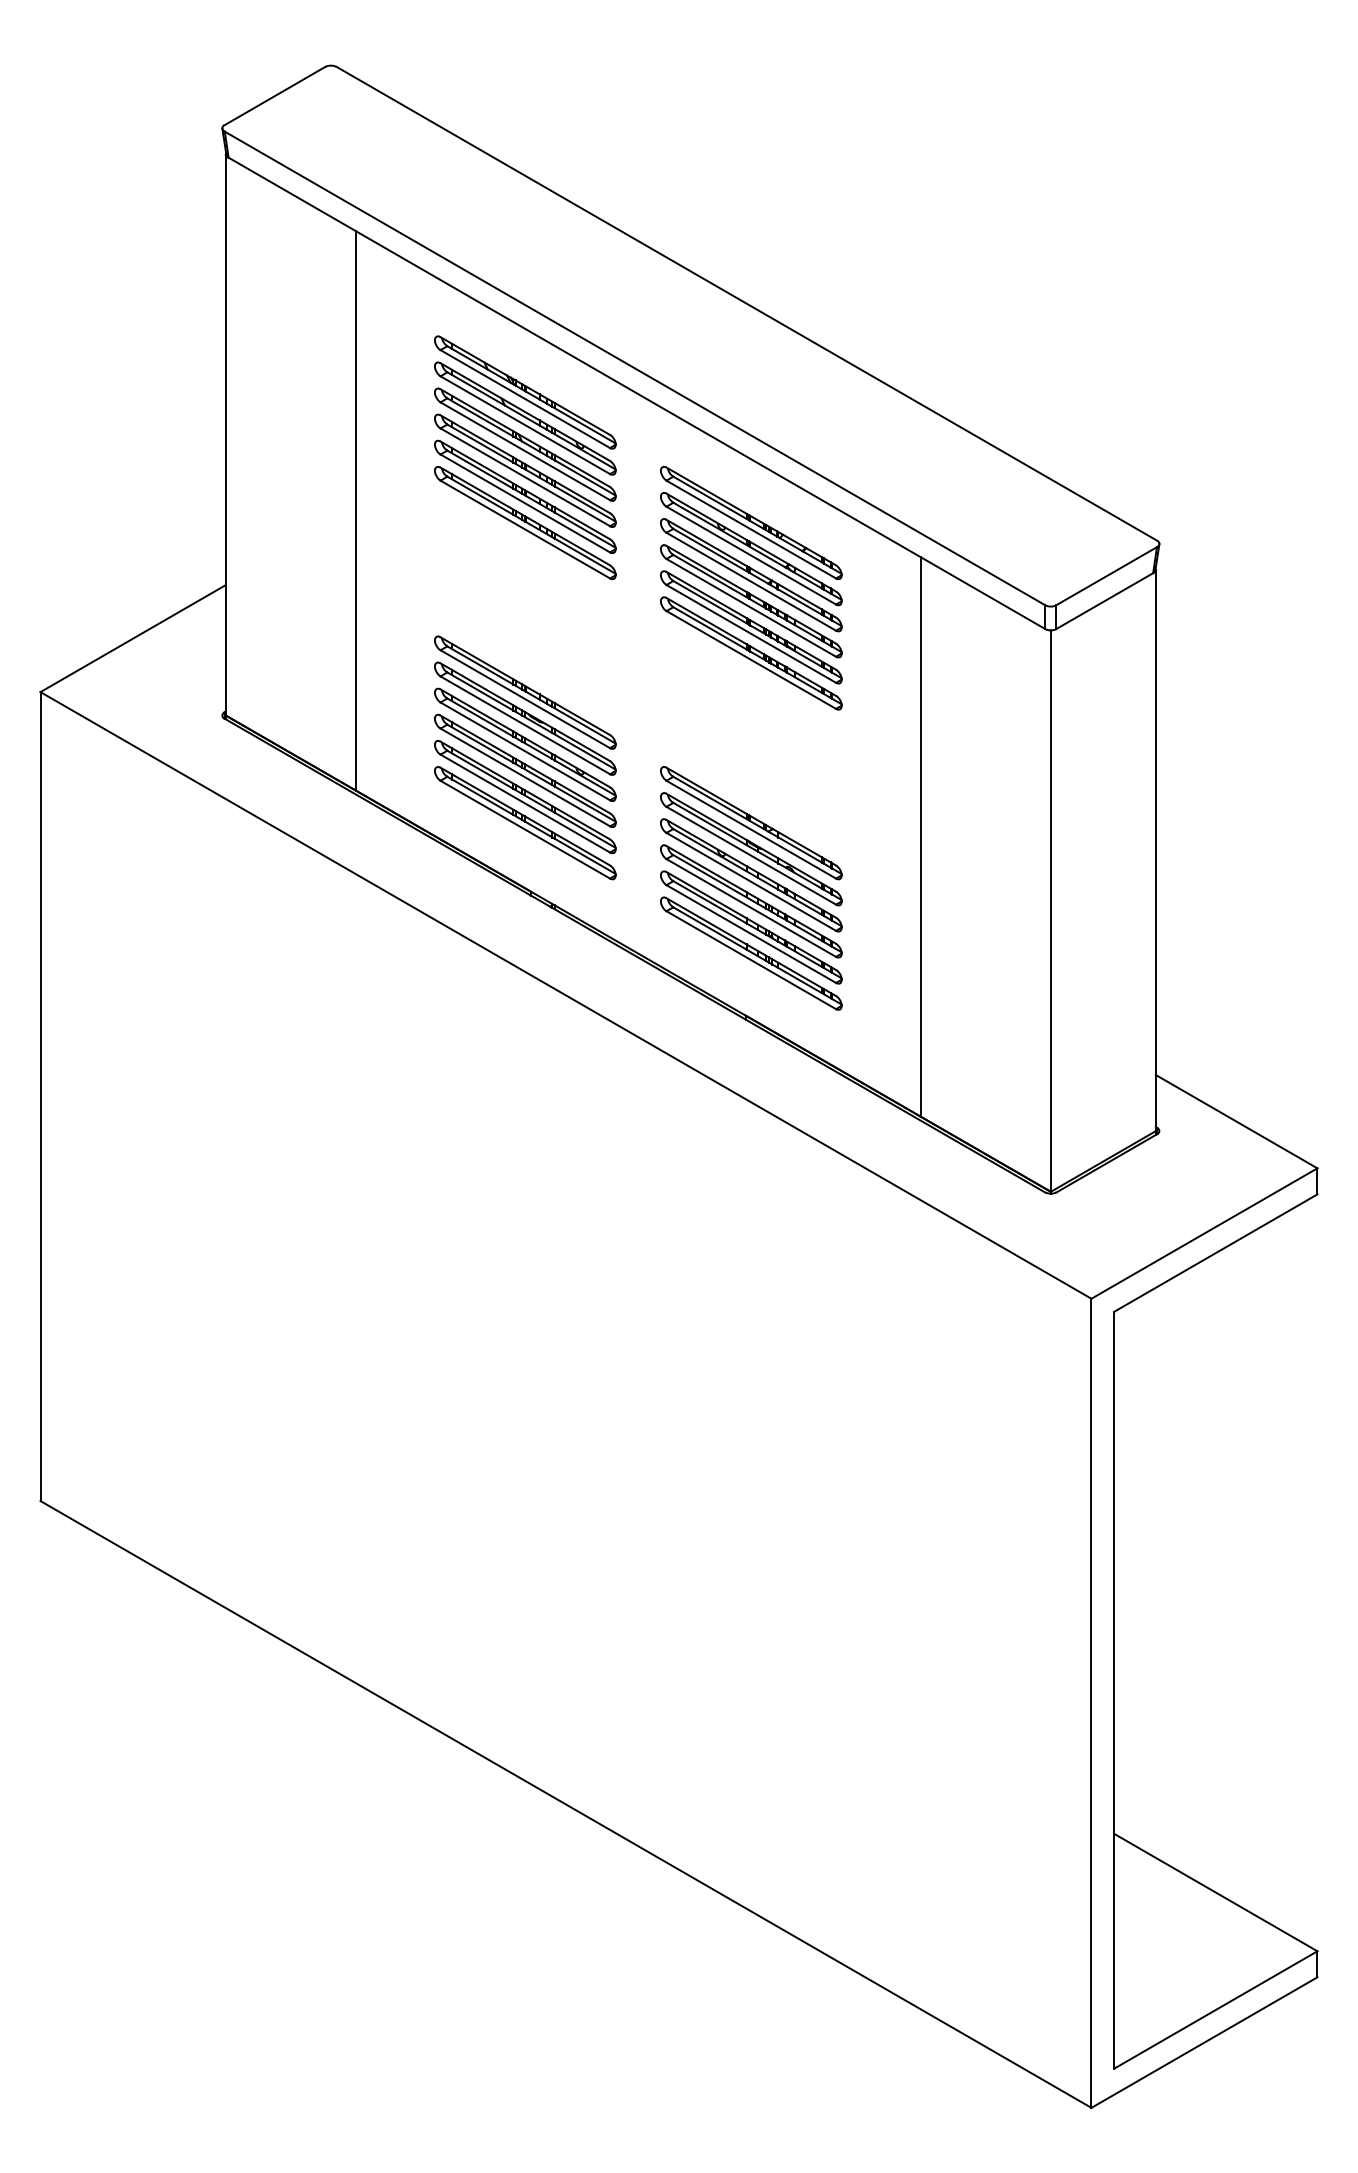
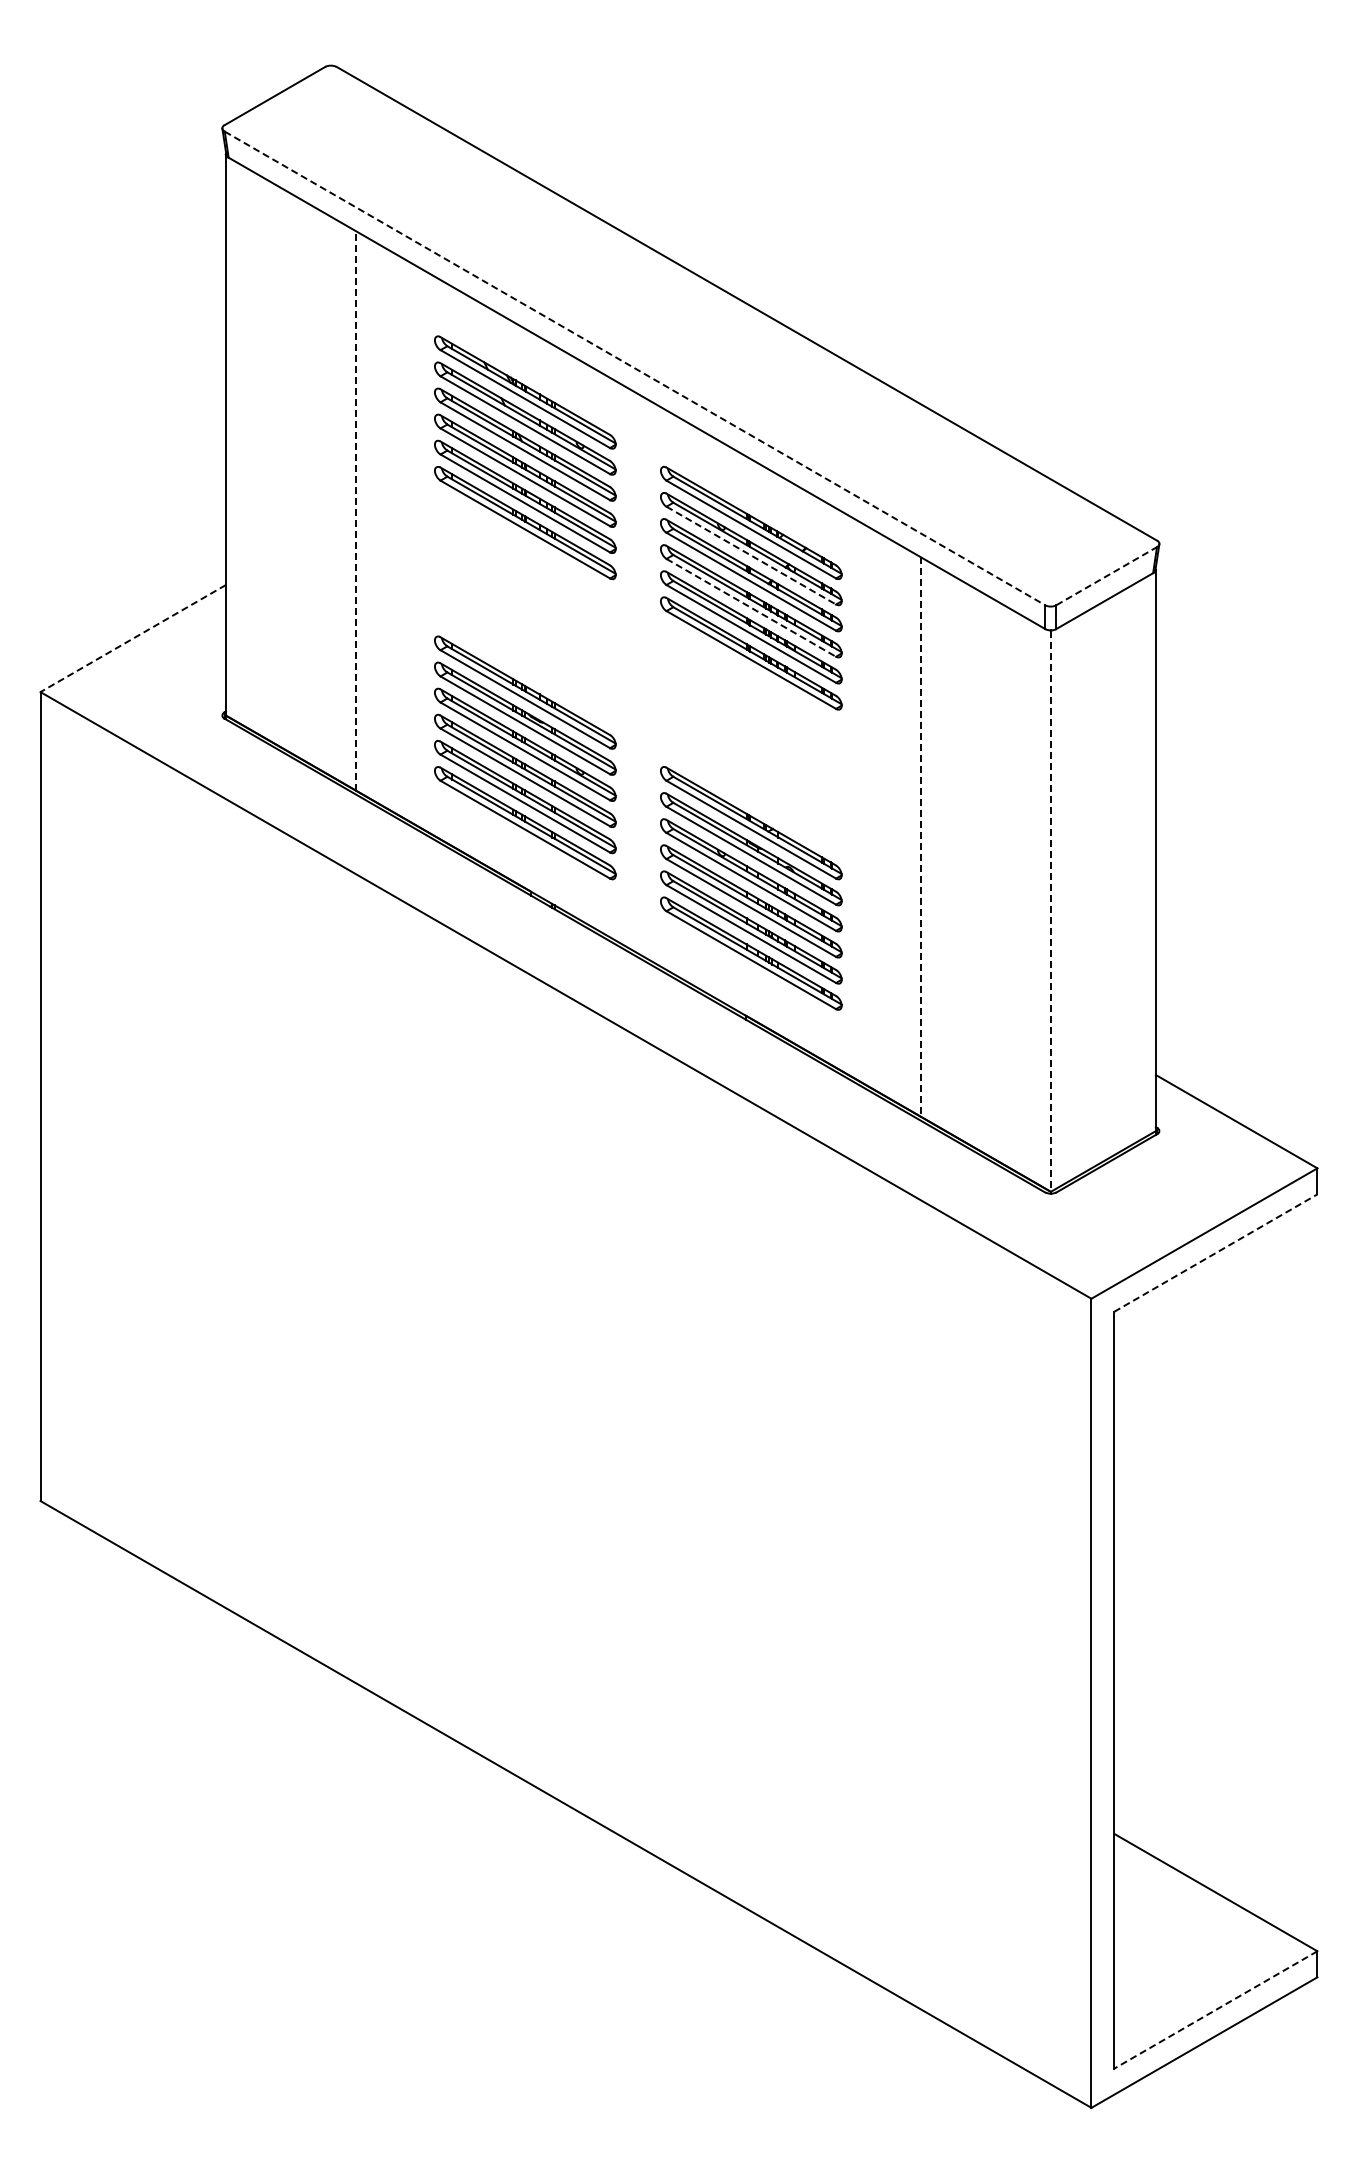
line: solid -> dashed (634, 368)
line: solid -> dashed (355, 510)
line: solid -> dashed (751, 555)
line: solid -> dashed (1107, 575)
line: solid -> dashed (751, 607)
line: solid -> dashed (132, 638)
line: solid -> dashed (920, 836)
line: solid -> dashed (1050, 911)
line: solid -> dashed (1216, 1252)
line: solid -> dashed (1215, 2010)
